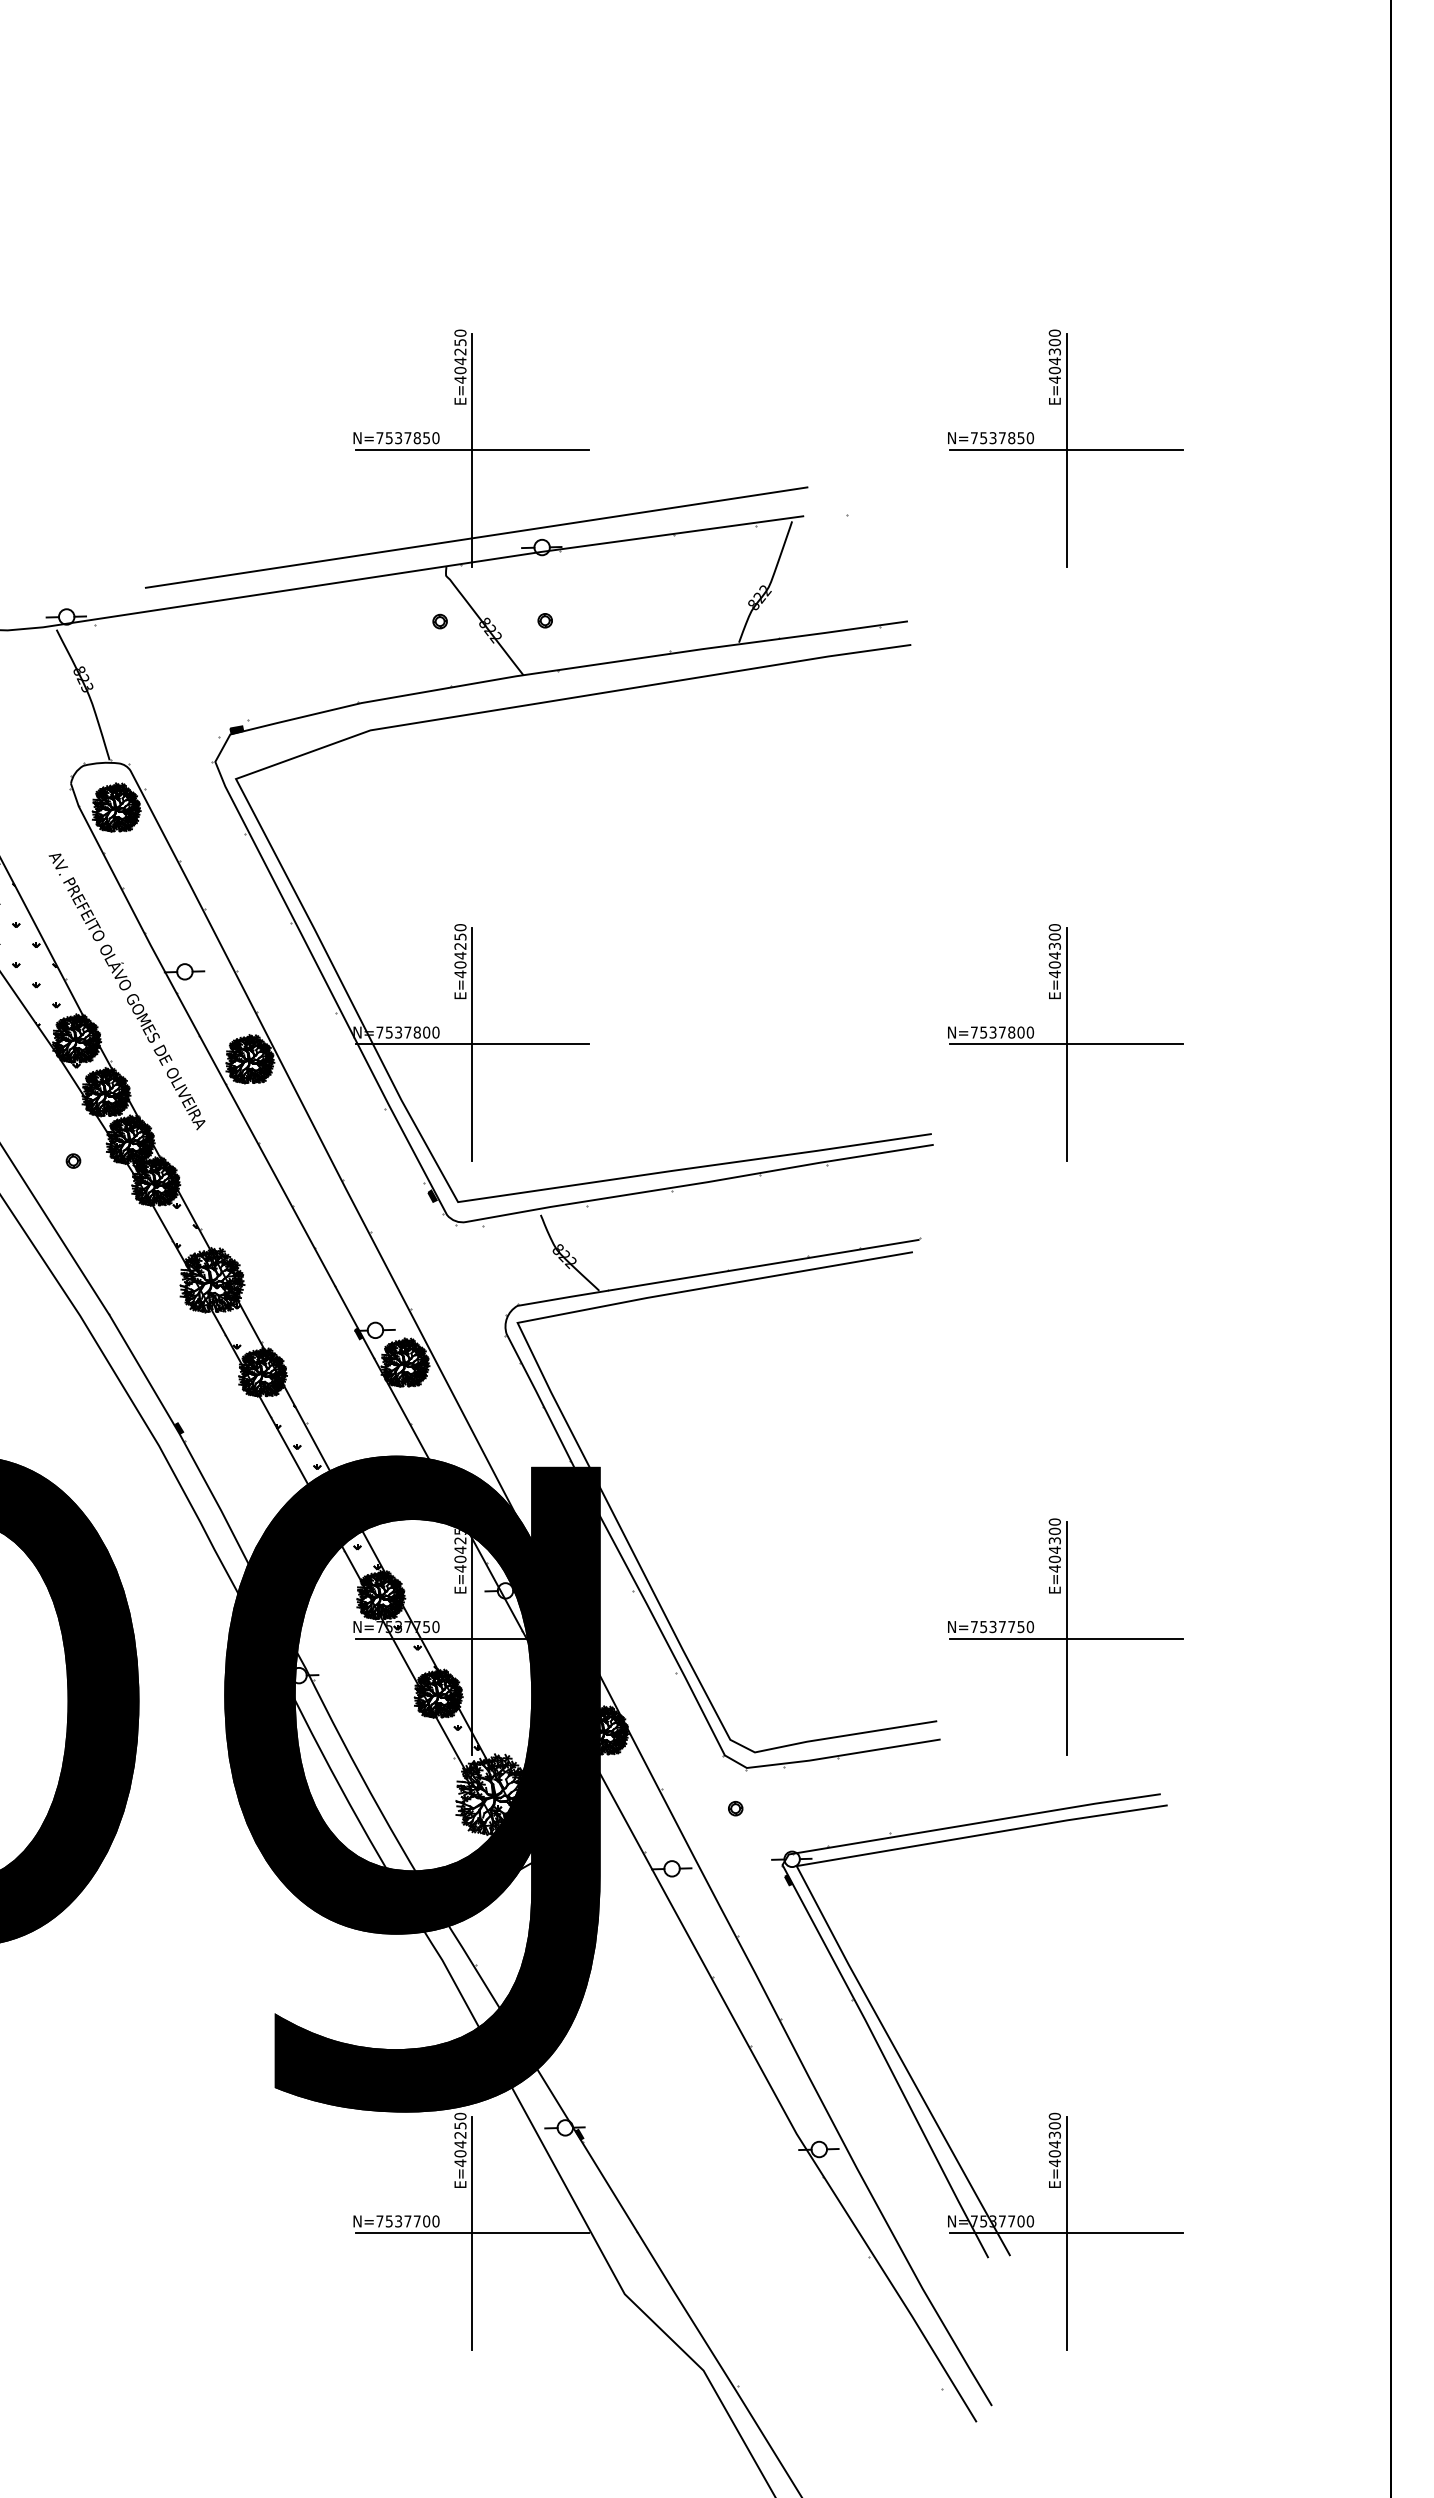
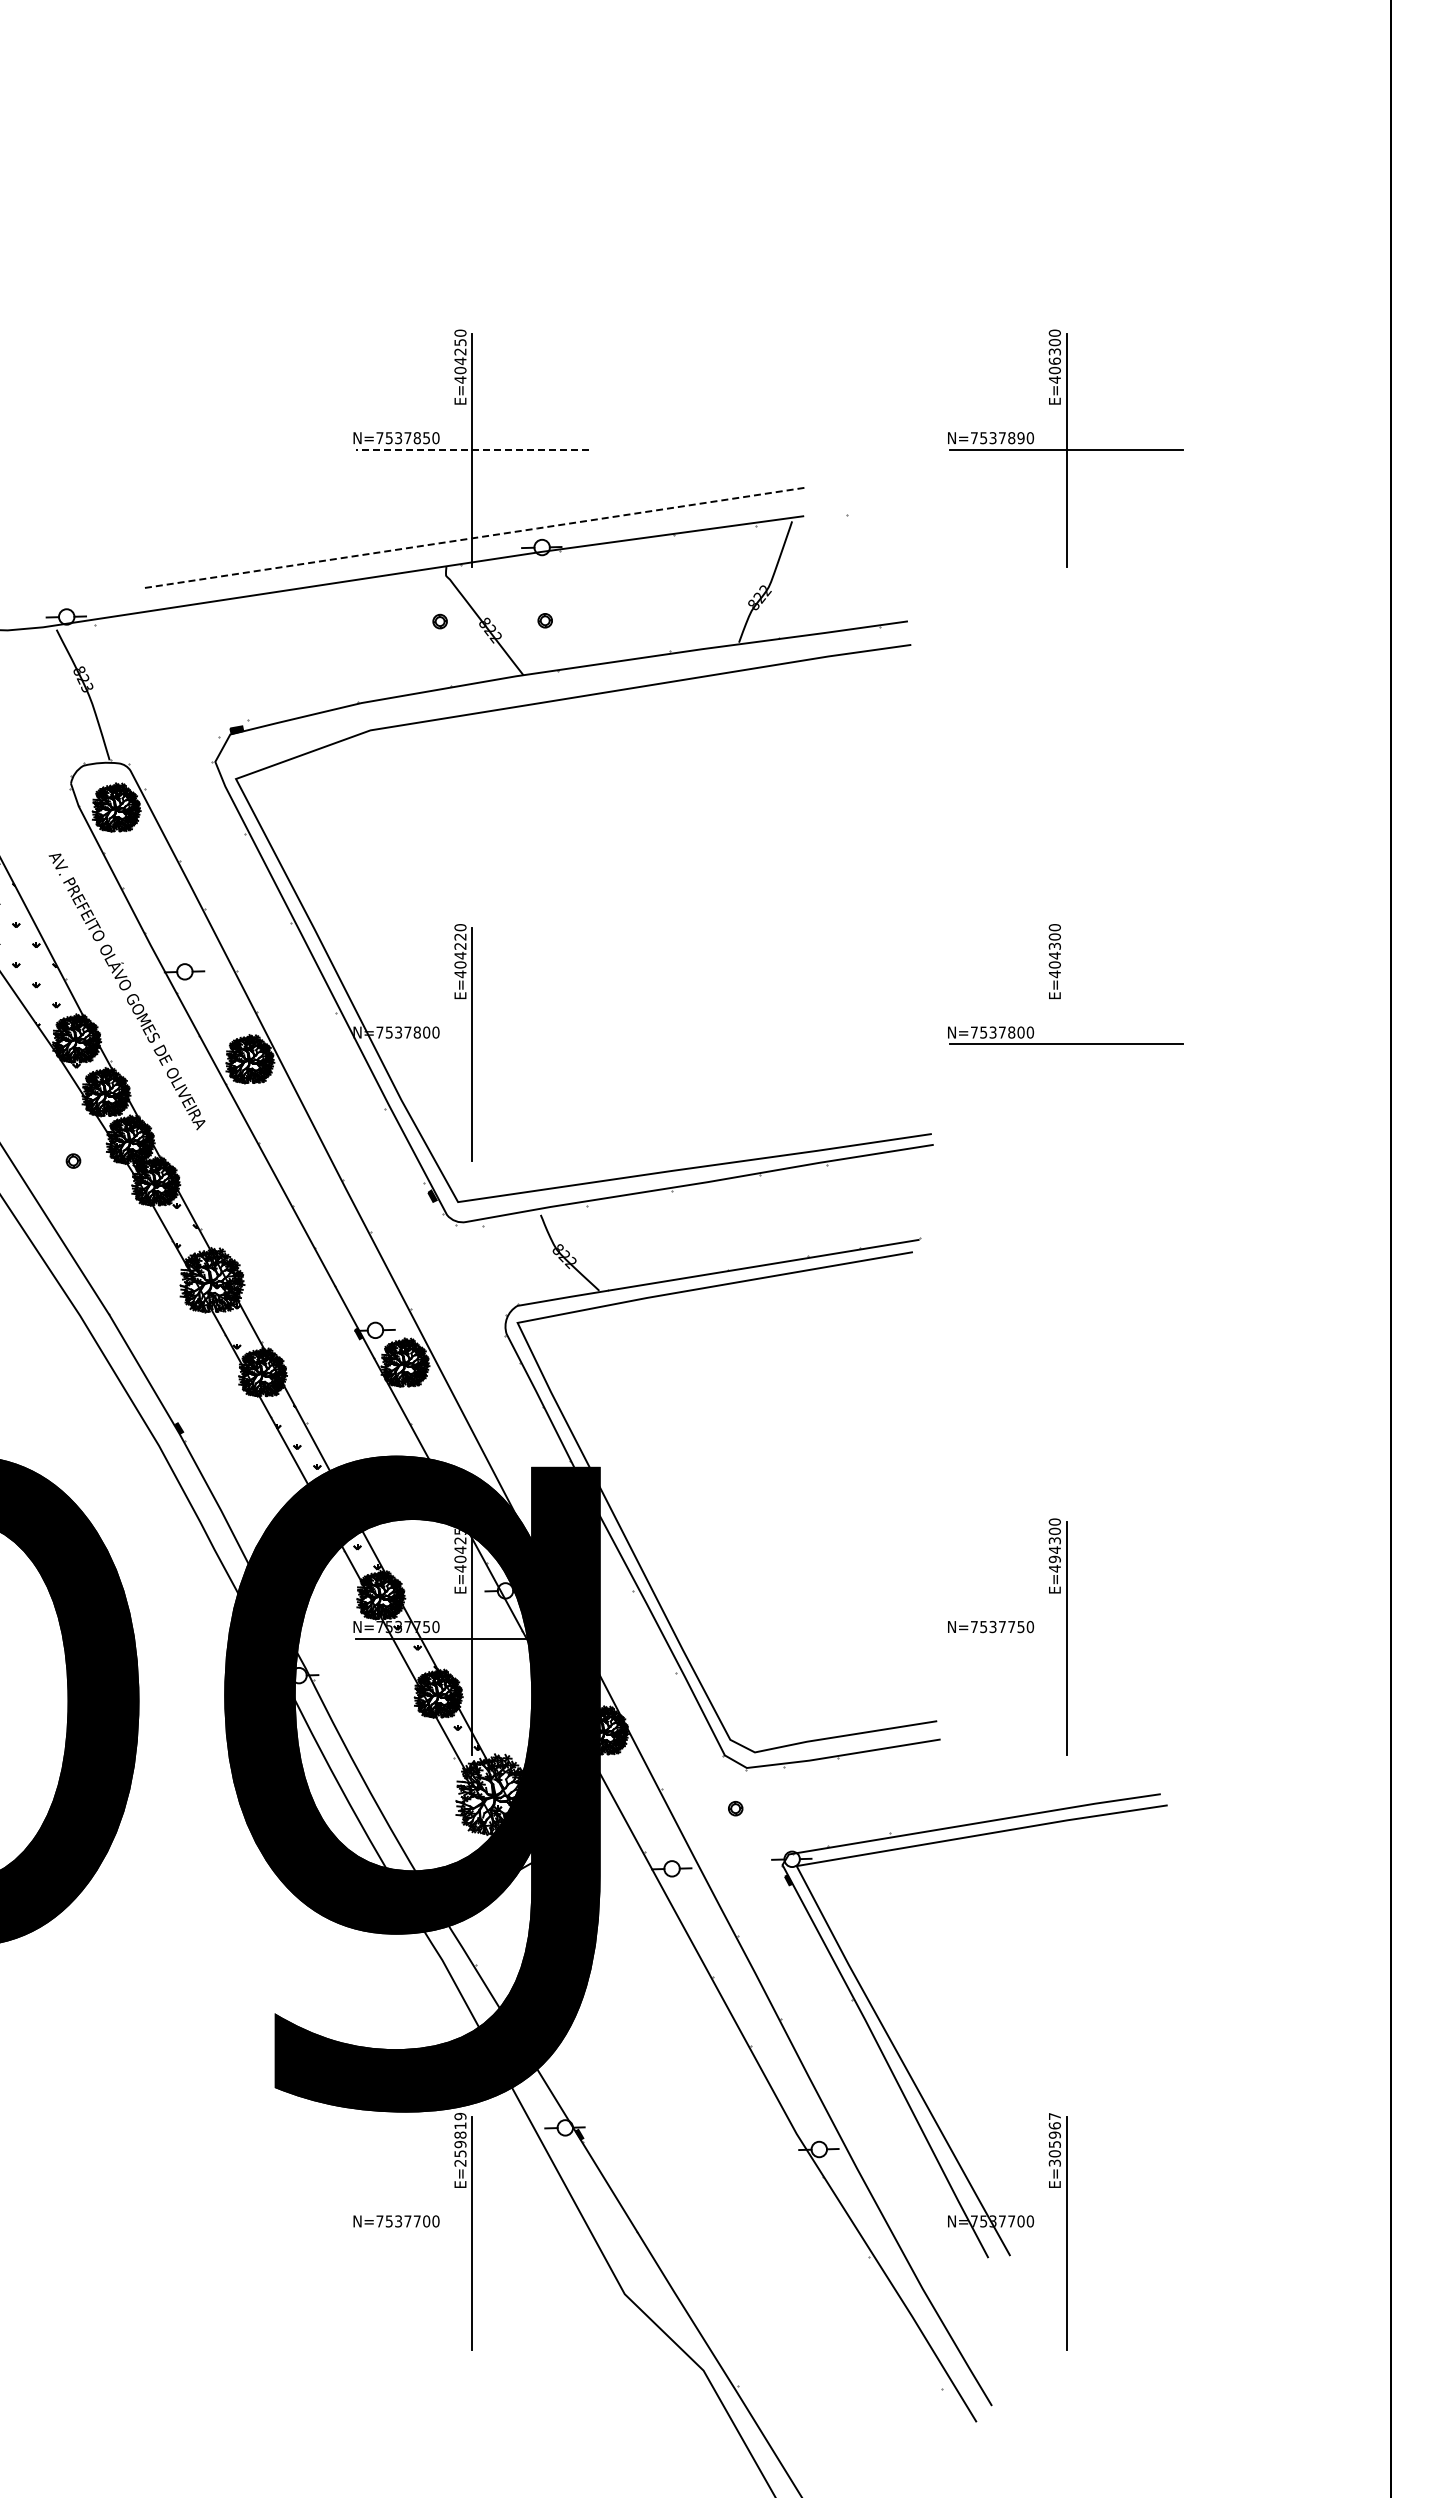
text: E=404300 -> E=406300 (1054, 361)
text: N=7537850 -> N=7537890 (1020, 437)
line: solid -> dashed (472, 450)
line: solid -> dashed (477, 537)
text: E=404250 -> E=404220 (460, 936)
line: present -> none (1066, 1043)
line: present -> none (471, 1044)
text: E=404300 -> E=494300 (1054, 1559)
line: present -> none (1066, 1638)
text: E=404300 -> E=305967 (1054, 2139)
text: E=404250 -> E=259819 (460, 2140)
line: present -> none (471, 2233)
line: present -> none (1066, 2233)
